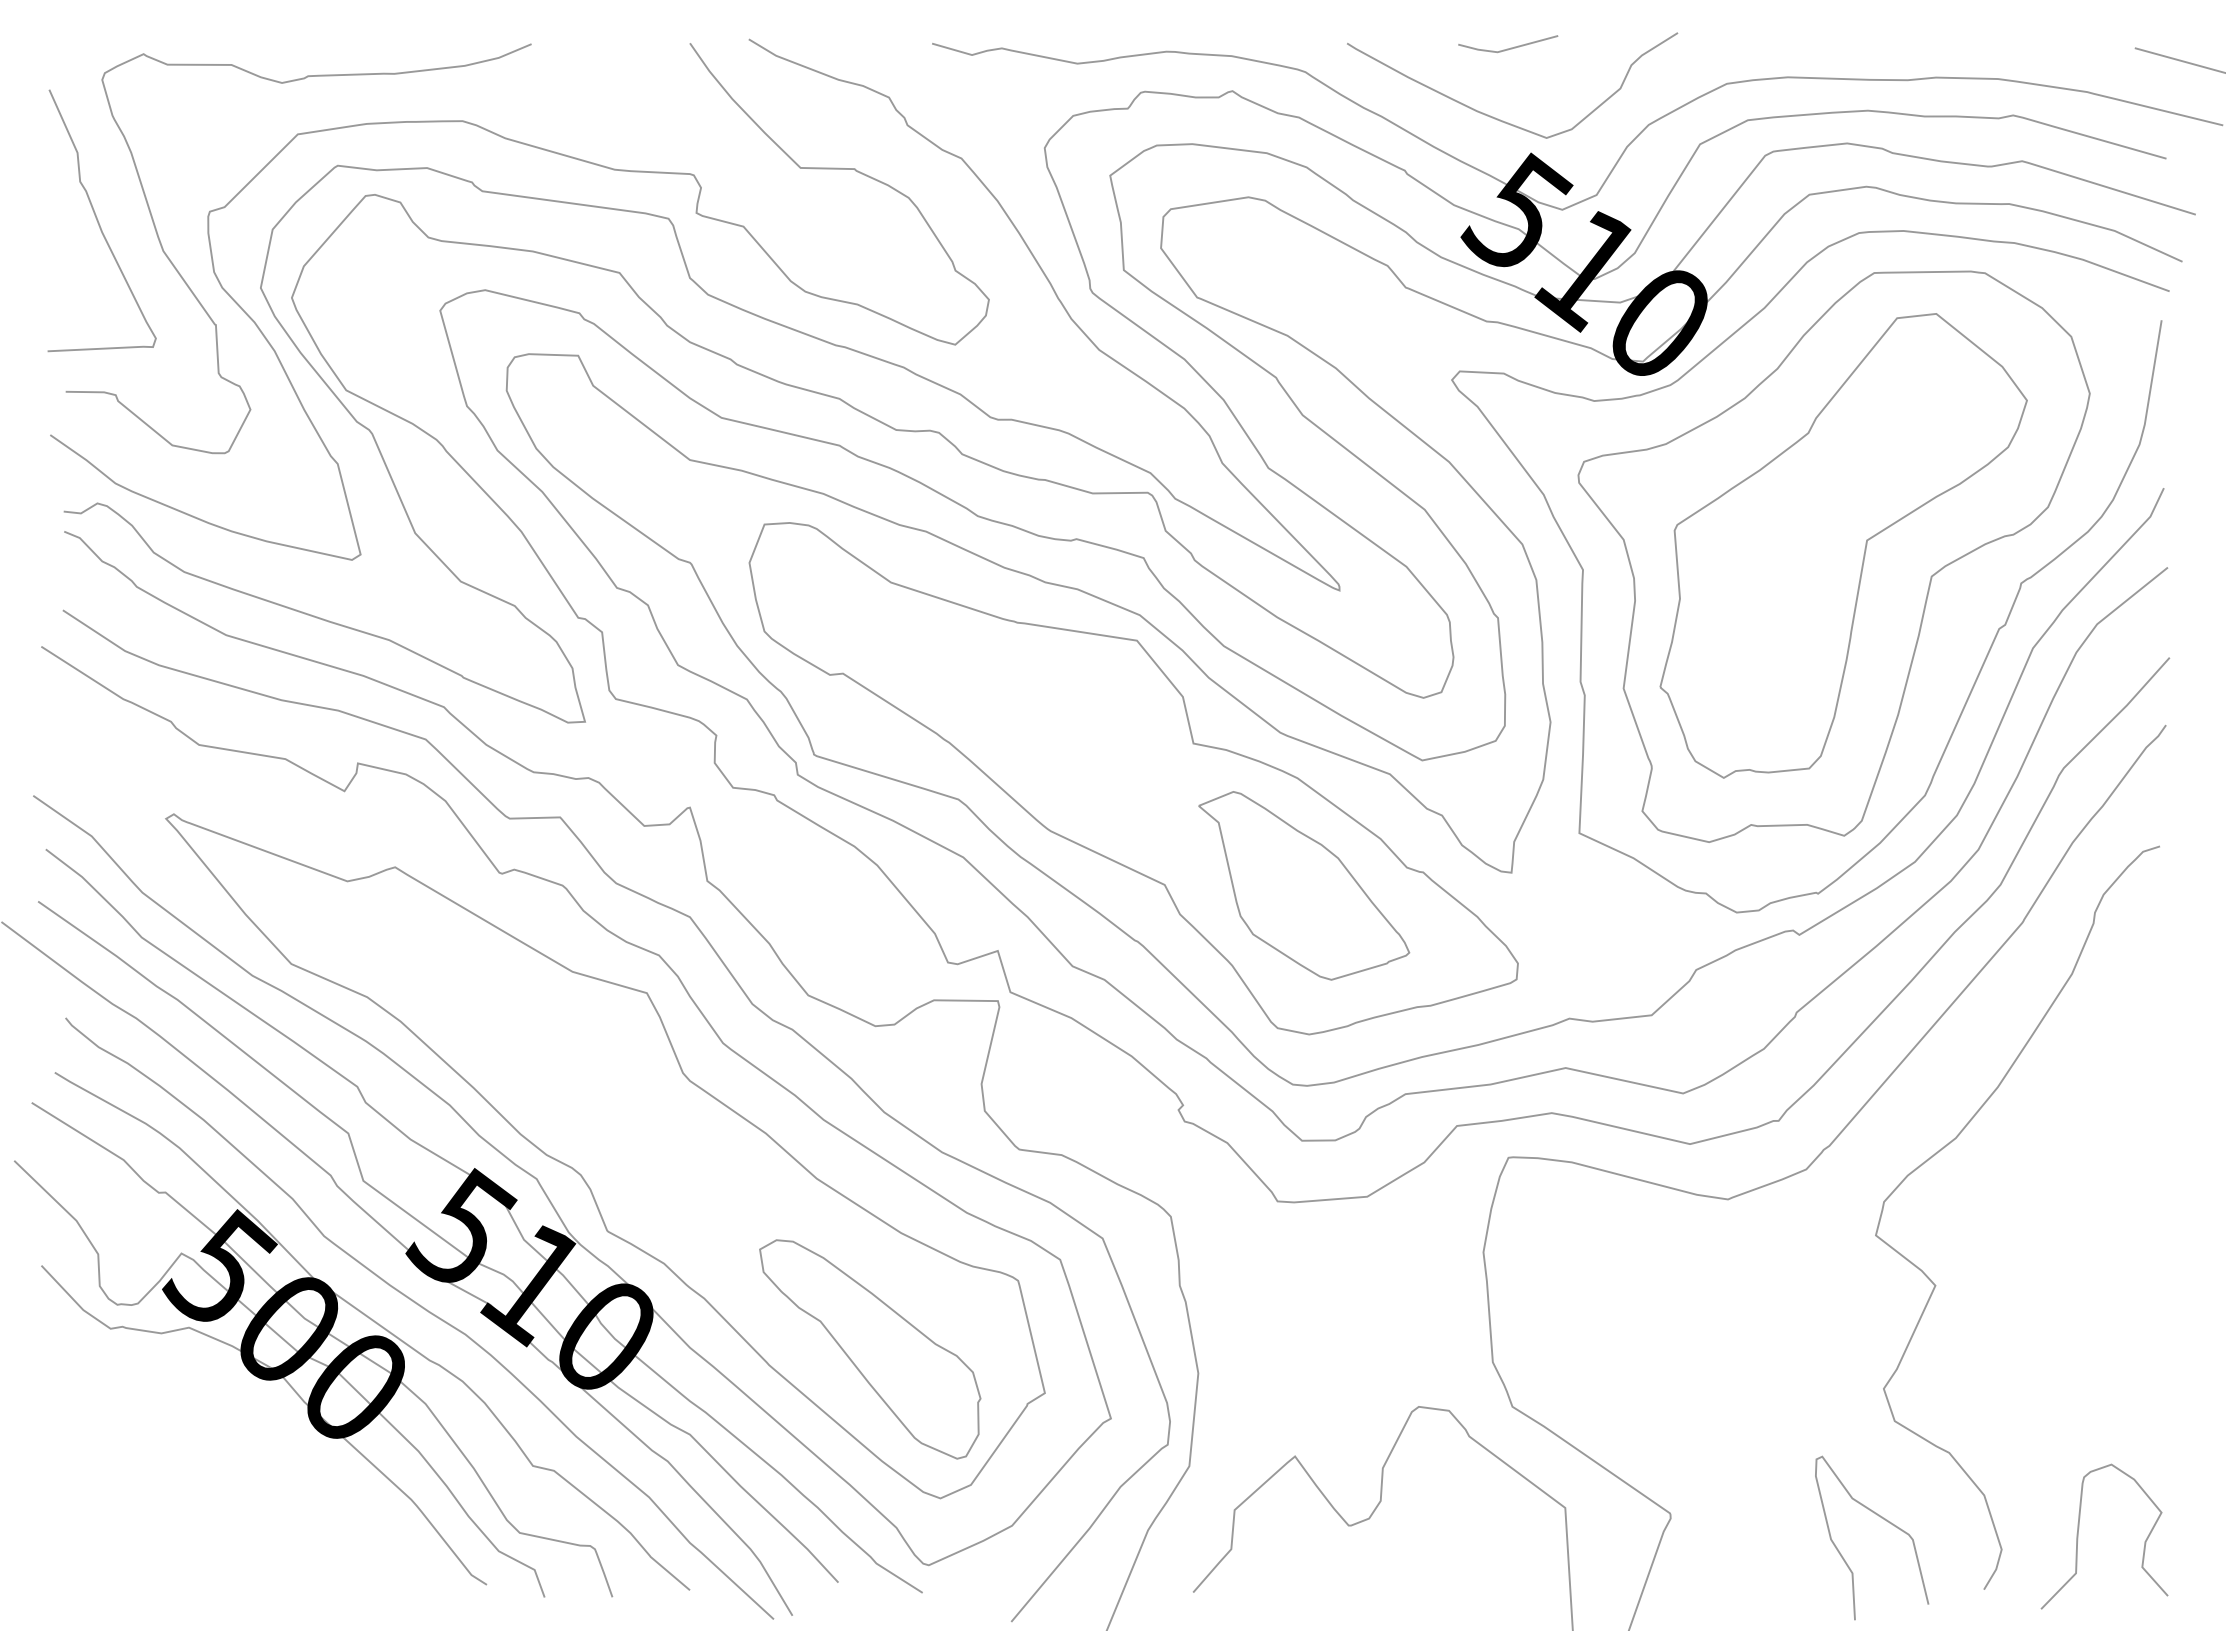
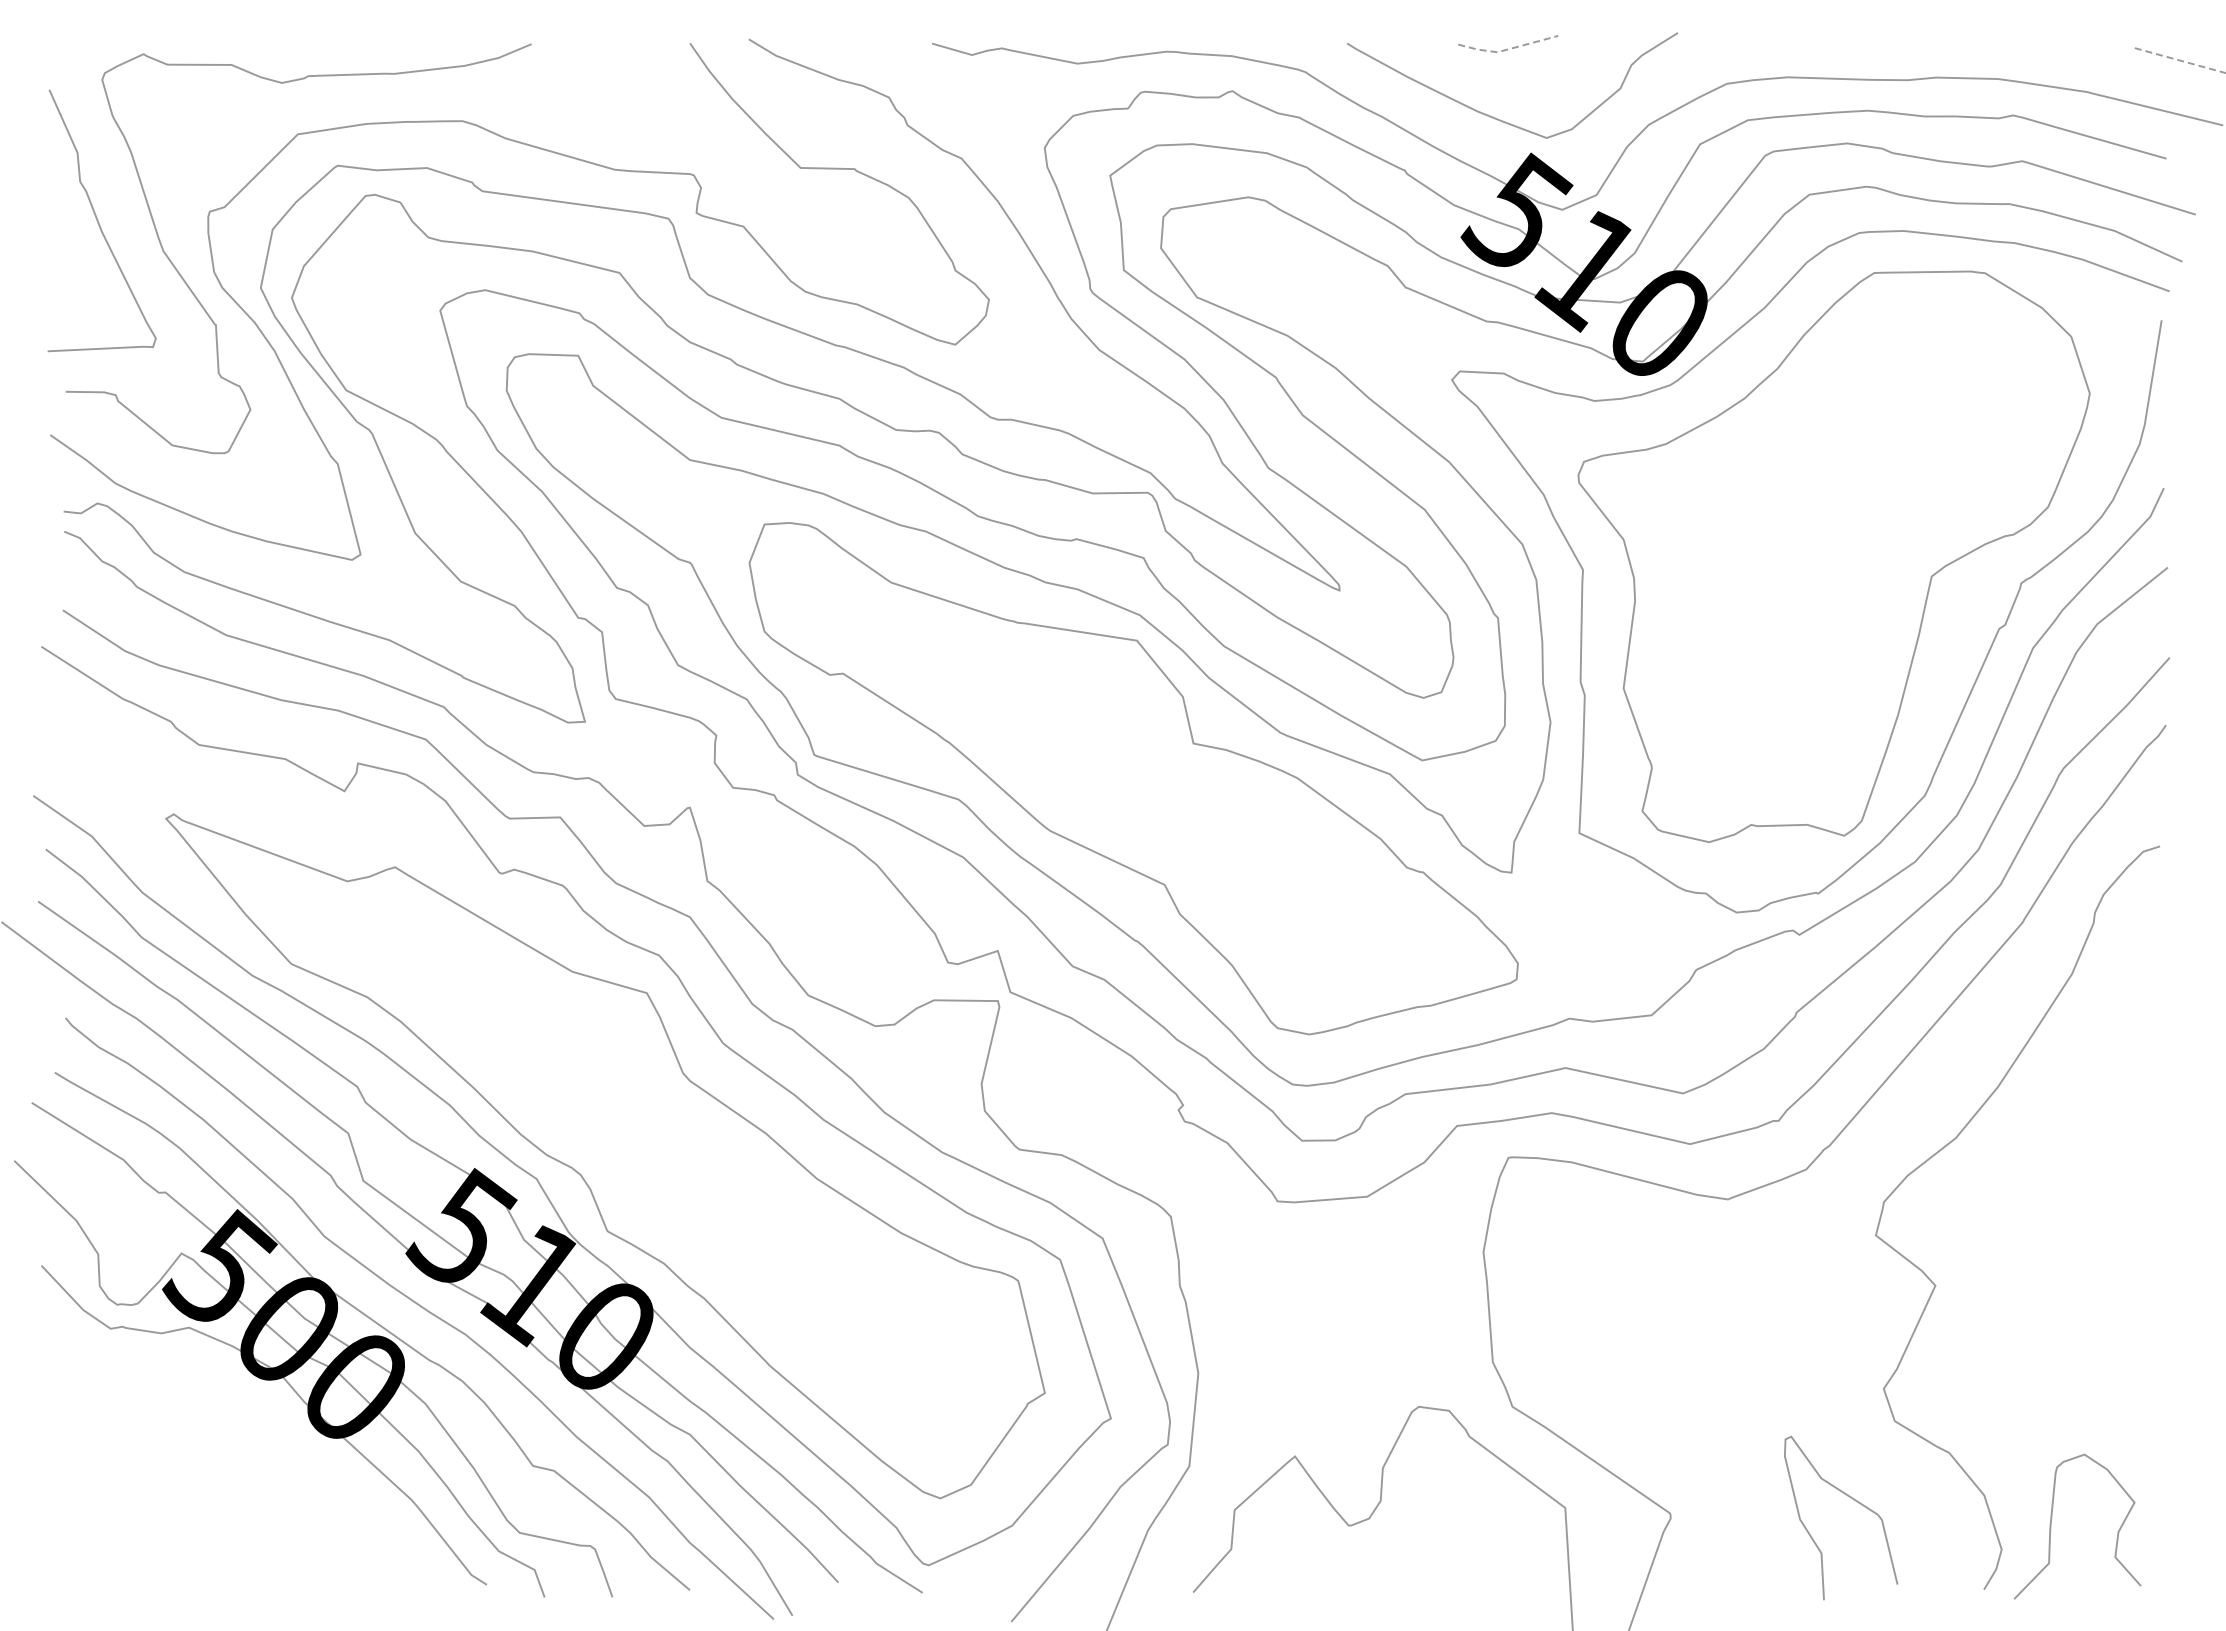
line: solid -> dashed (1507, 49)
line: solid -> dashed (2180, 60)
part: present -> none (1843, 545)
part: present -> none (1303, 885)
part: present -> none (870, 1349)
curve position: (1883, 1519) -> (1852, 1499) (1852, 1499)
curve position: (2078, 1536) -> (2051, 1526) (2051, 1526)
